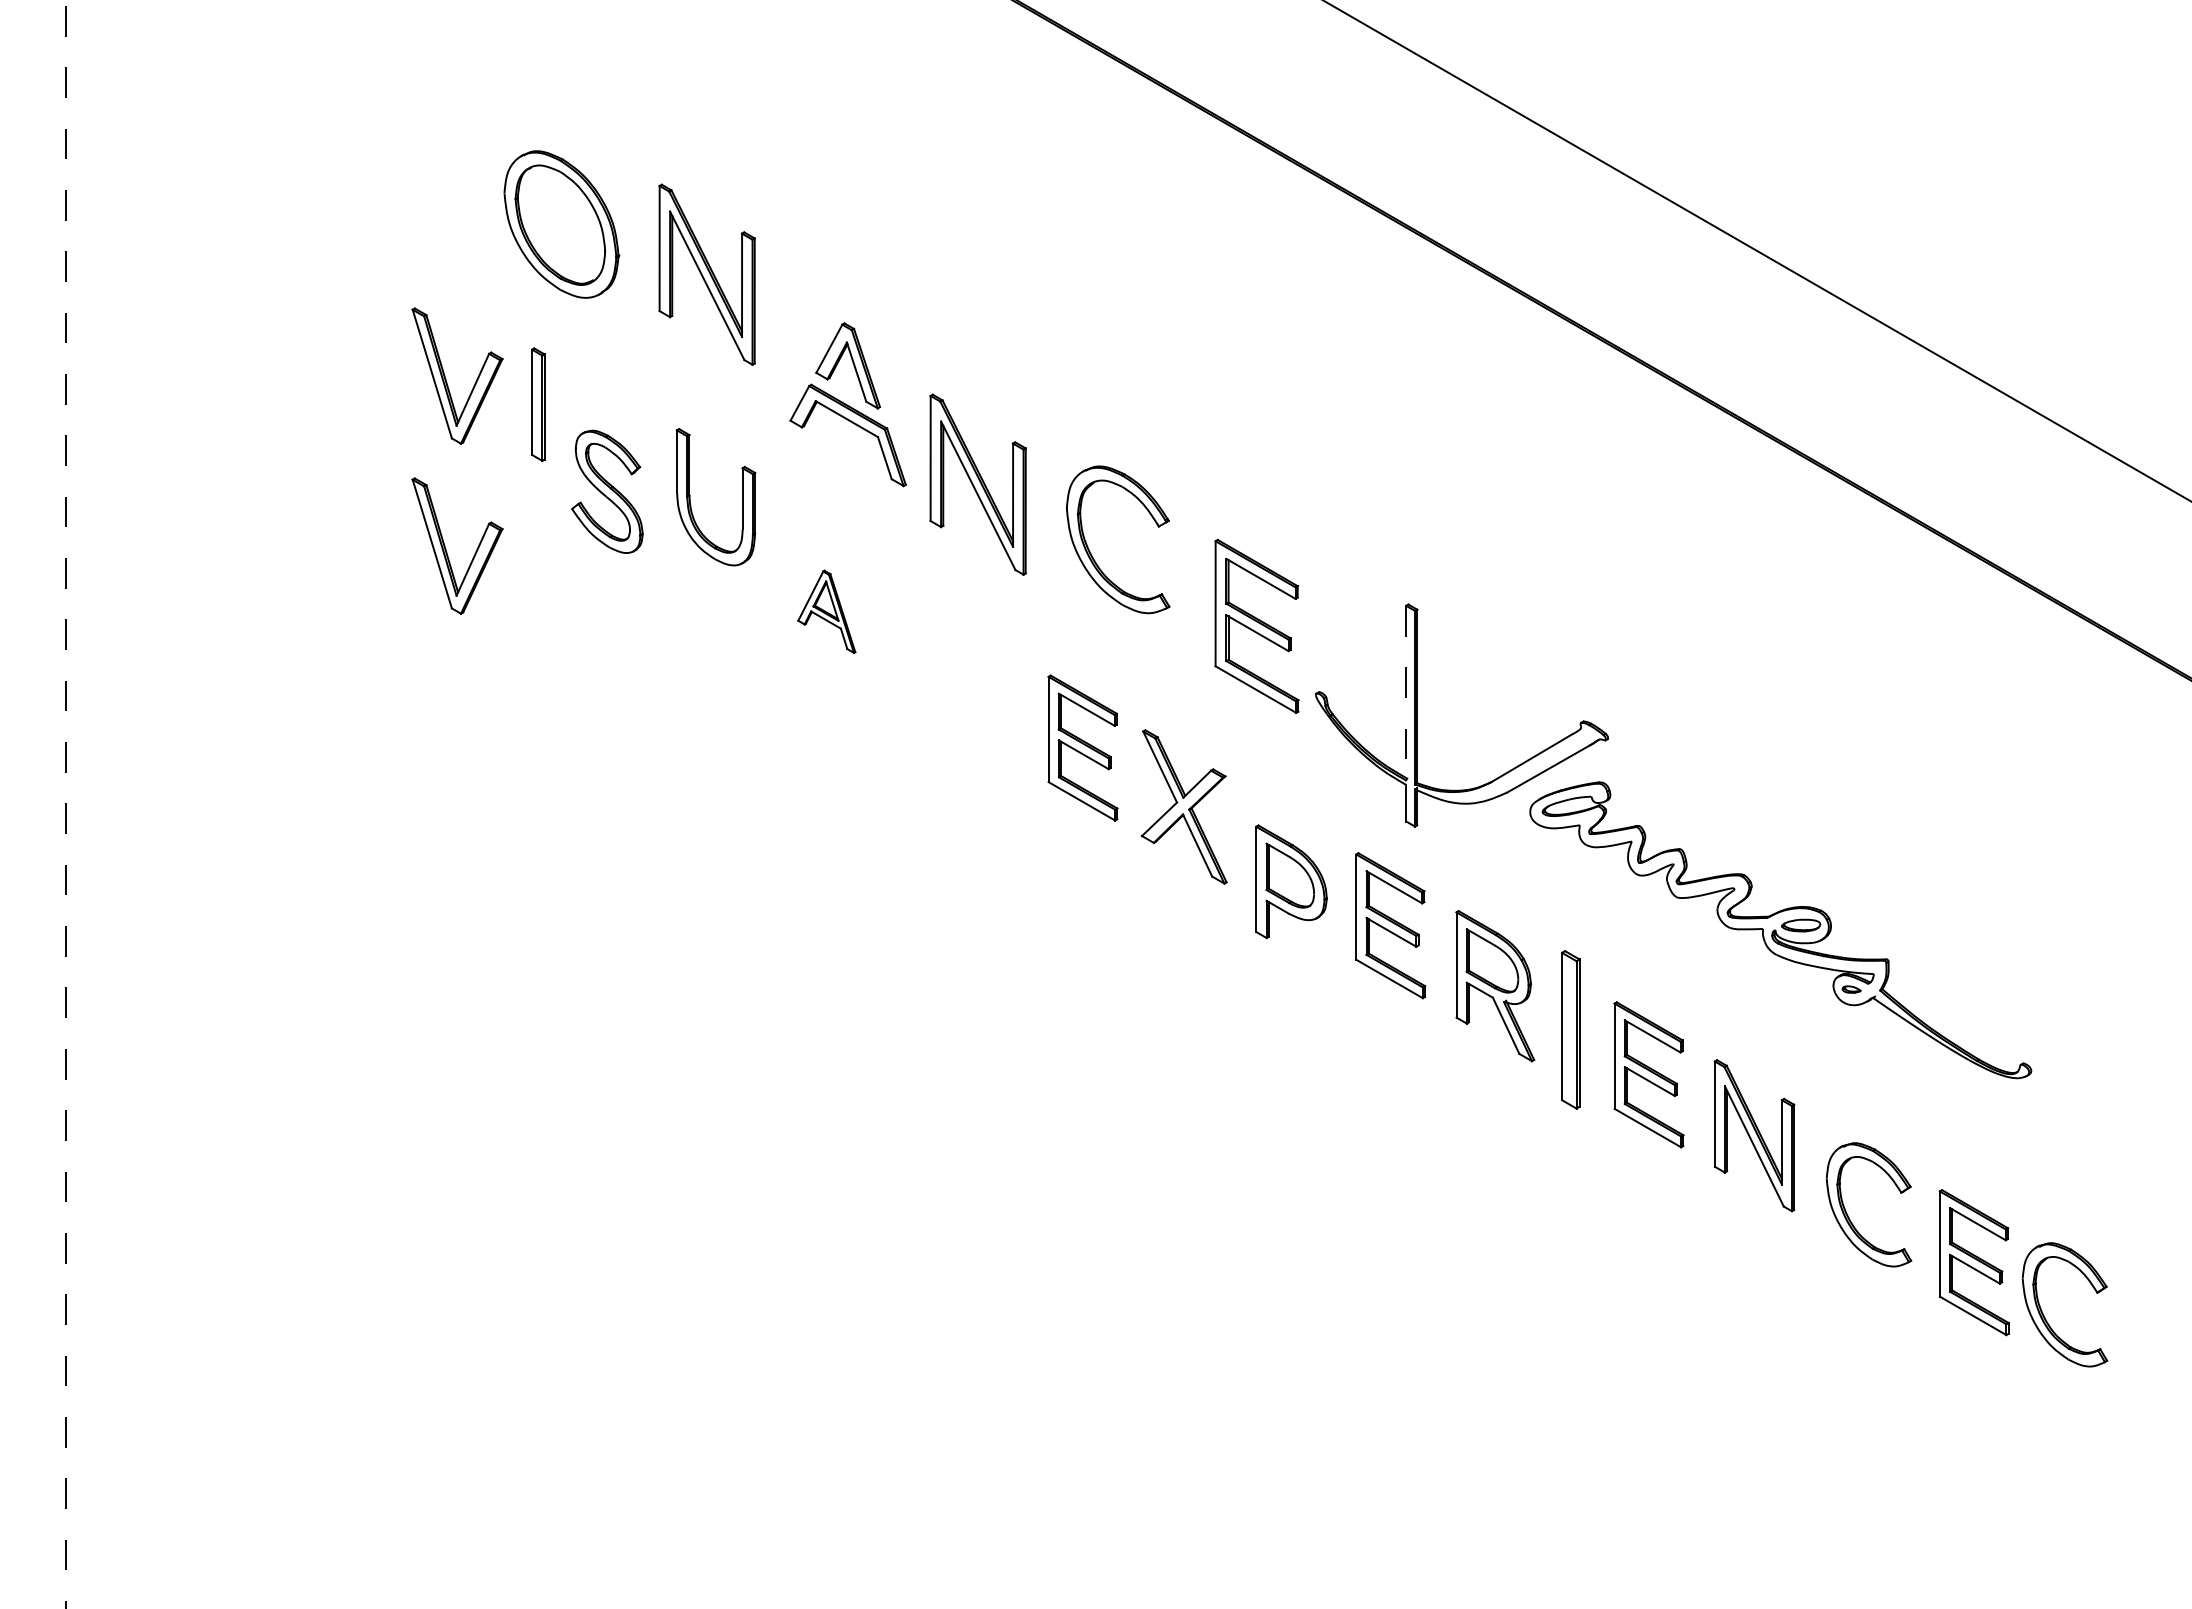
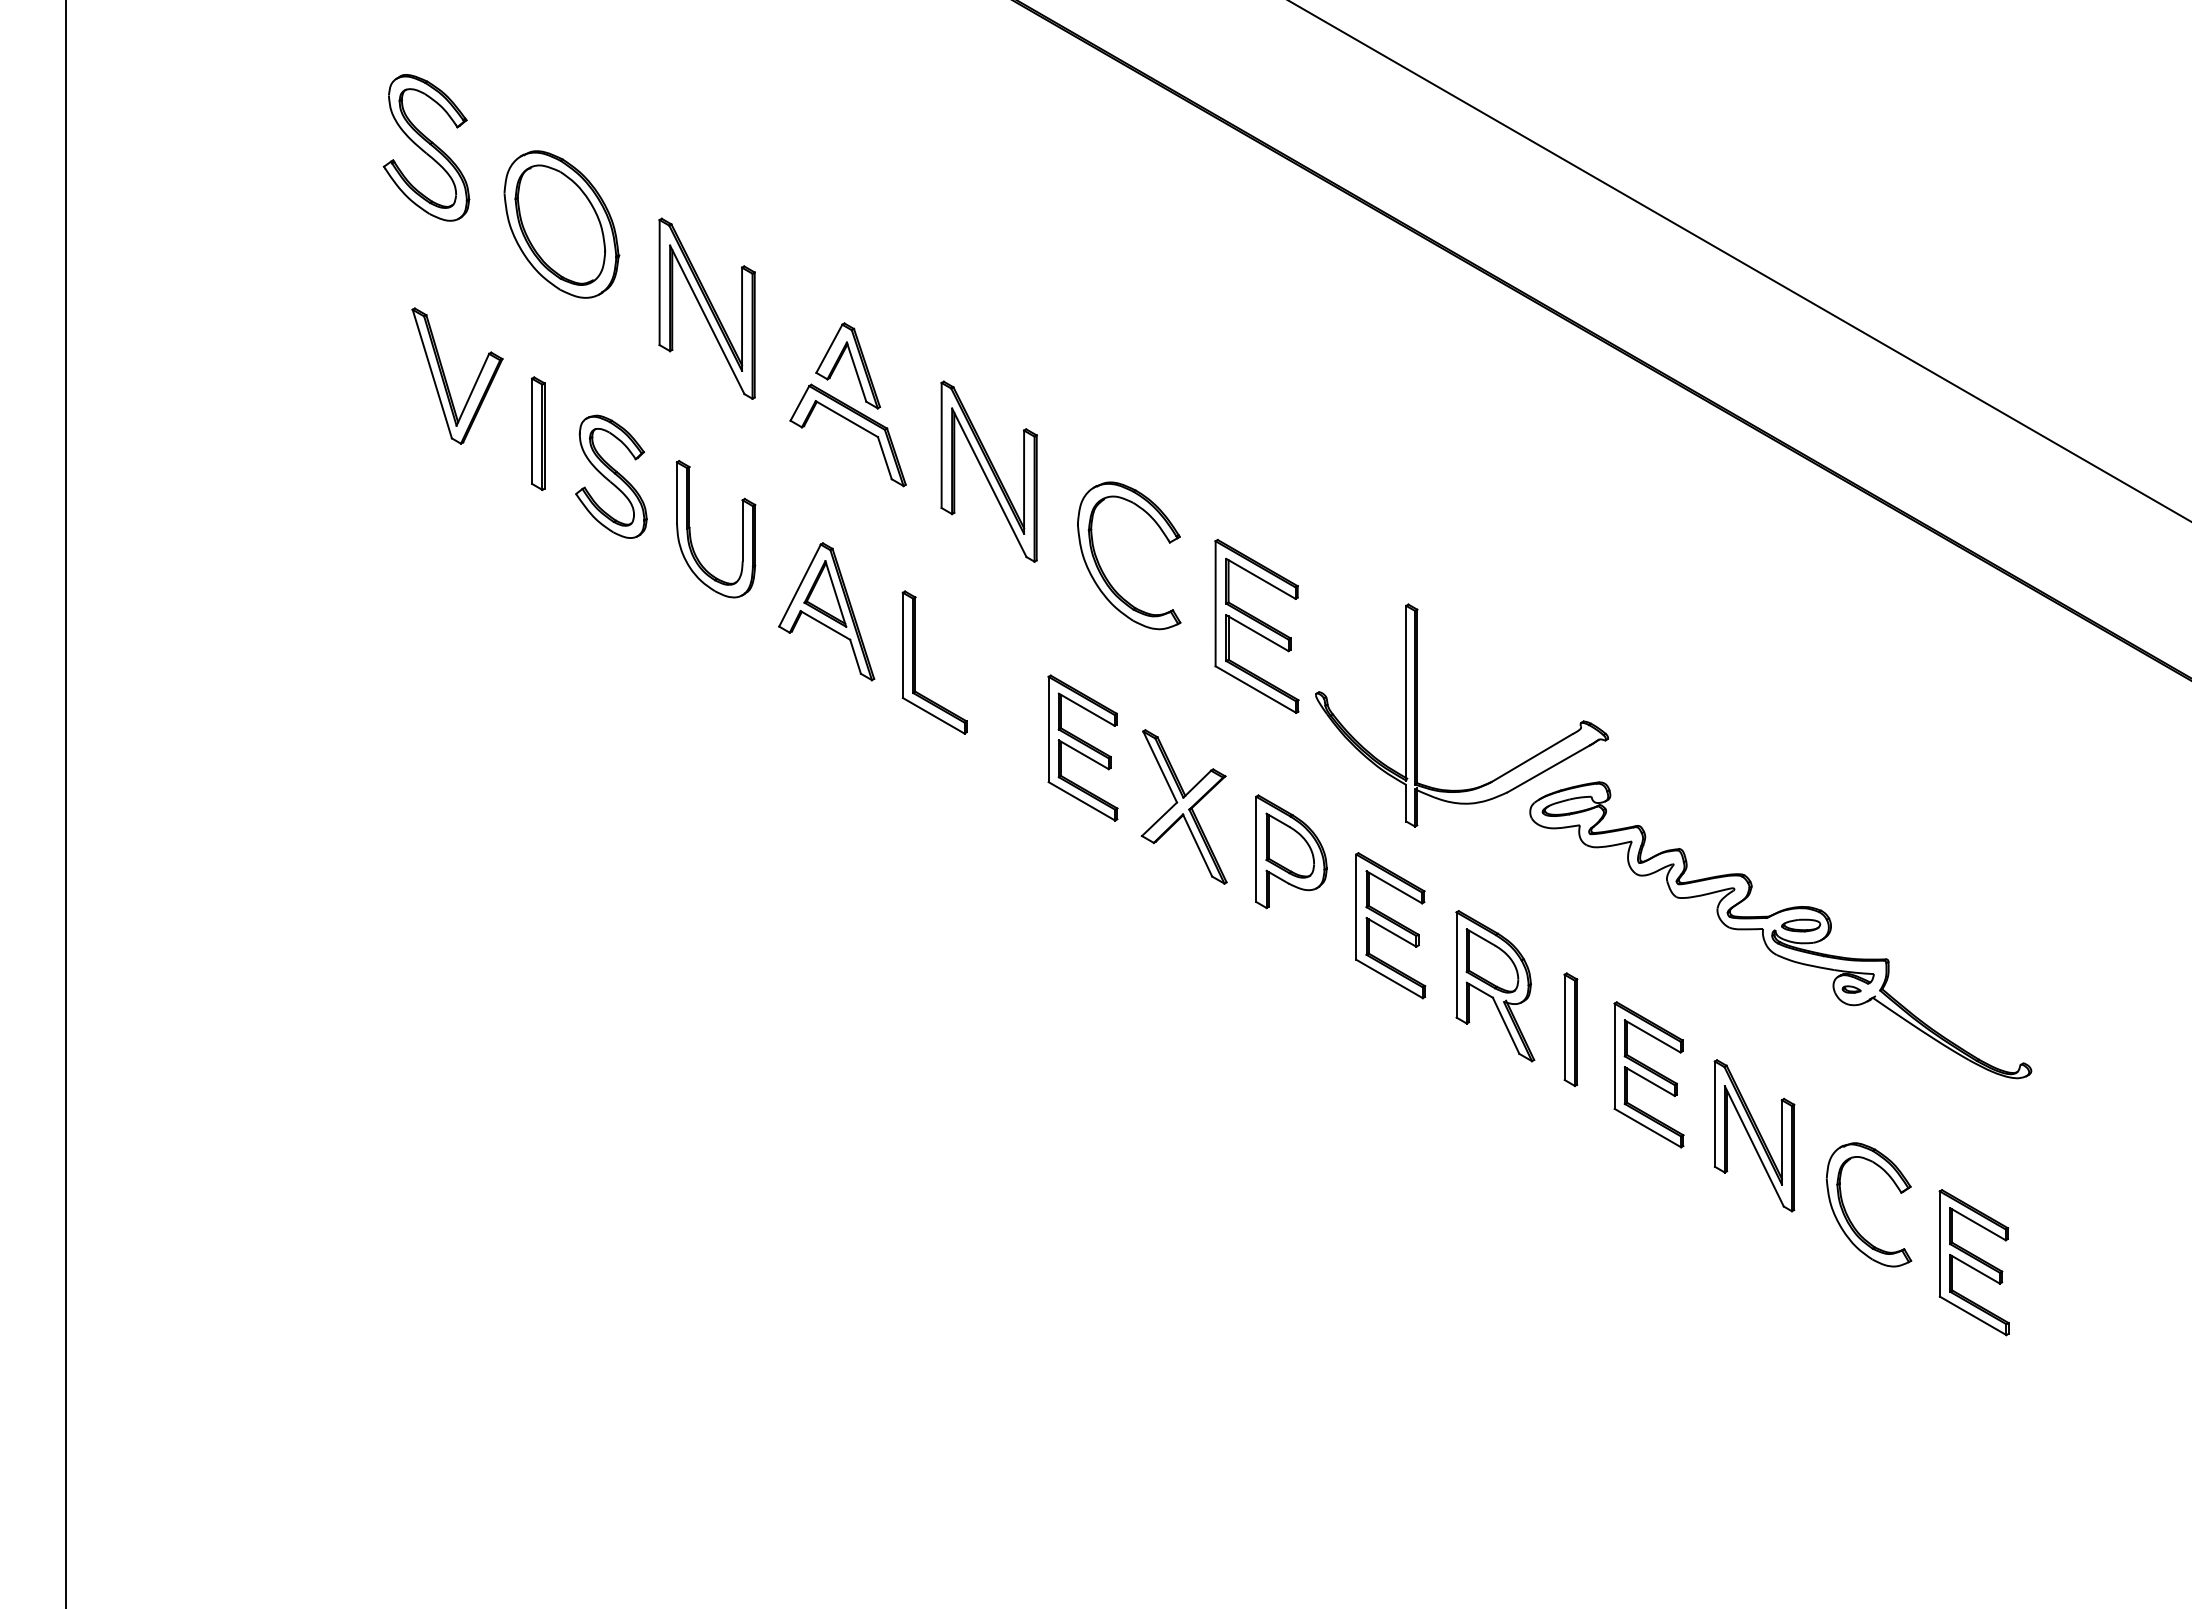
part: none -> present (426, 147)
line position: (1757, 251) -> (1739, 261) (1739, 261)
part position: (706, 274) -> (706, 308) (706, 308)
part position: (538, 404) -> (538, 433) (538, 433)
part position: (977, 484) -> (988, 471) (988, 471)
part position: (607, 491) -> (611, 476) (611, 476)
part position: (690, 497) -> (690, 529) (690, 529)
part: present -> none (446, 548)
part position: (1091, 553) -> (1102, 569) (1102, 569)
part size: 60x85 px -> 98x140 px (826, 611)
part: none -> present (915, 662)
line: dashed -> solid (1406, 693)
line: dashed -> solid (65, 804)
part position: (1291, 881) -> (1291, 851) (1291, 851)
part size: 20x160 px -> 16x115 px (1570, 1029)
part: present -> none (2042, 1310)
